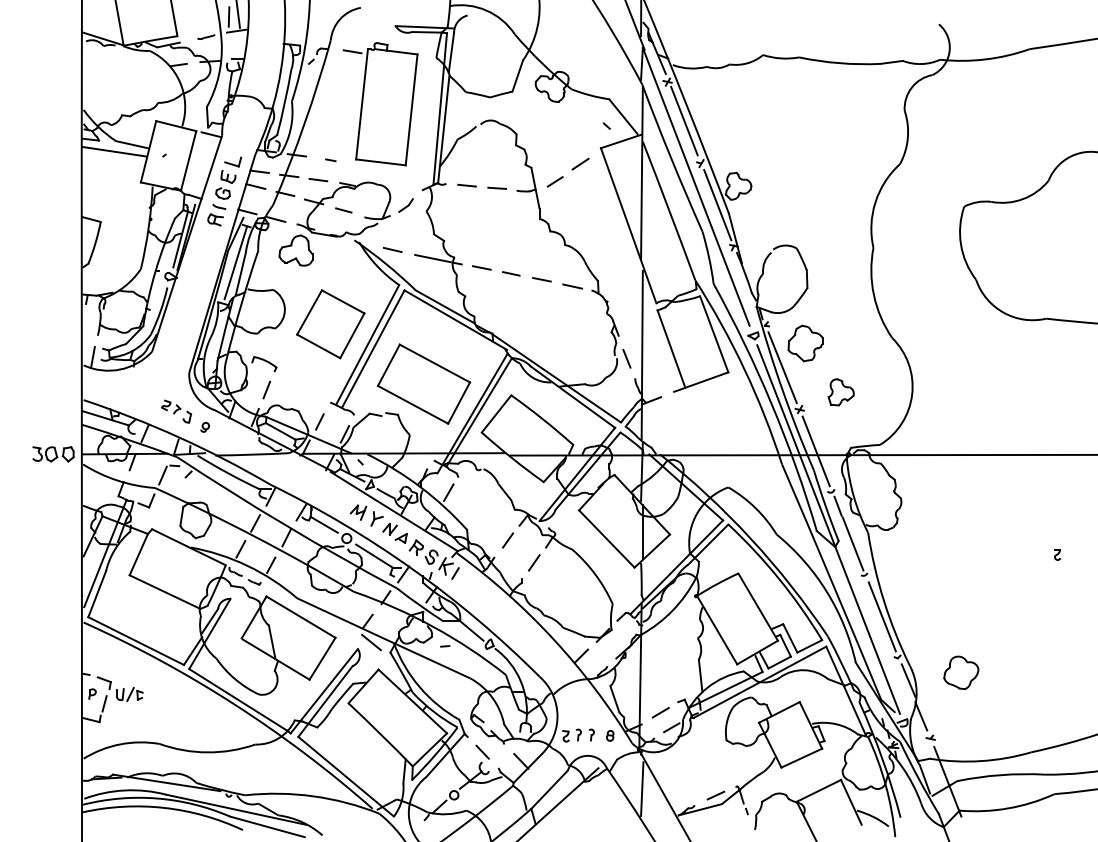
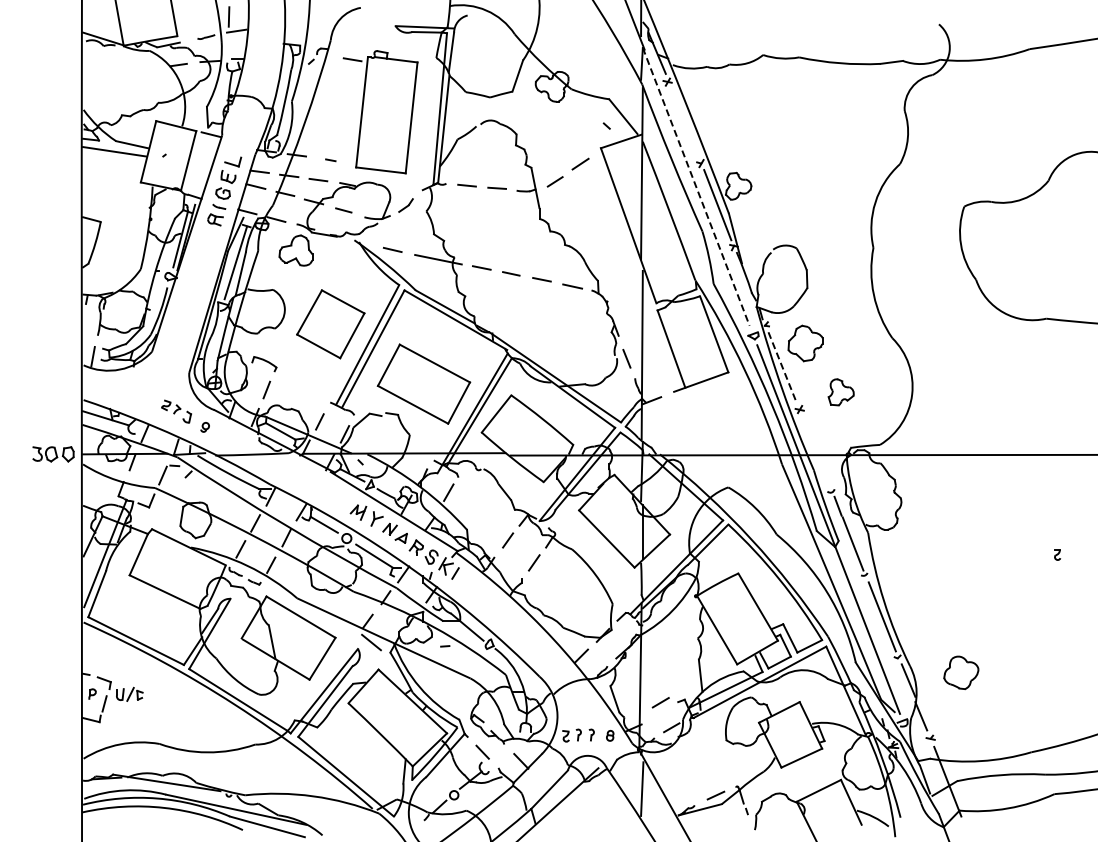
line: present -> none (237, 14)
part position: (380, 104) -> (380, 112) (380, 112)
line: present -> none (684, 120)
line: solid -> dashed (696, 186)
line: solid -> dashed (782, 368)
line: present -> none (815, 451)
line position: (660, 712) -> (660, 702) (660, 702)
